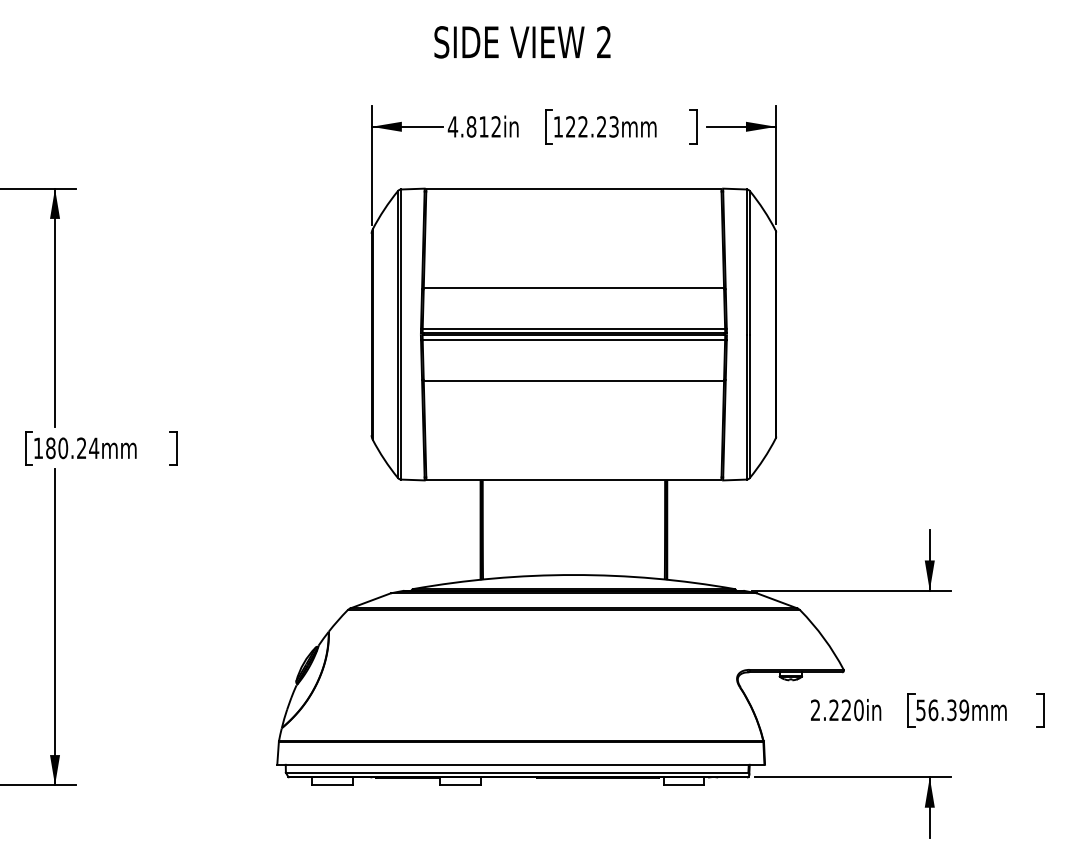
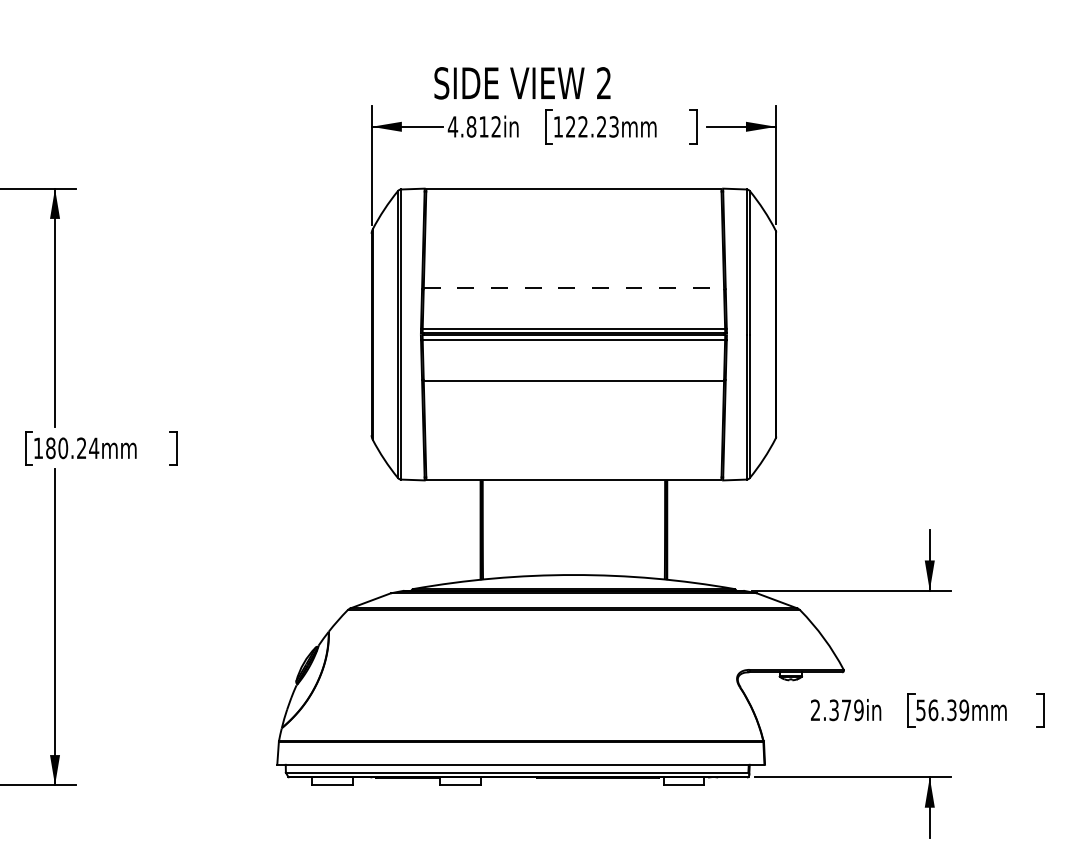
text position: (522, 42) -> (522, 83) (522, 83)
line: solid -> dashed (574, 288)
text: 2.220in -> 2.379in (846, 710)
